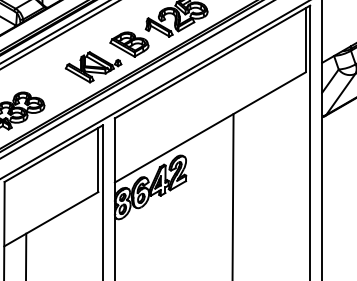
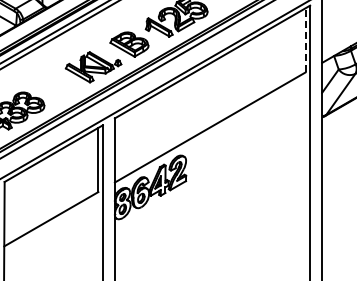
line: solid -> dashed (305, 39)
line: present -> none (232, 195)
line: present -> none (26, 255)
